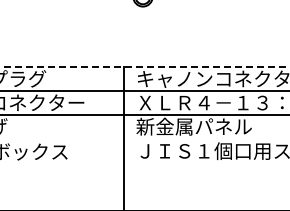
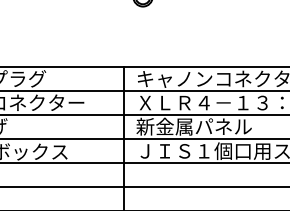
line: dashed -> solid (145, 67)
line: none -> present (144, 138)
line: none -> present (144, 162)
line: none -> present (144, 186)
